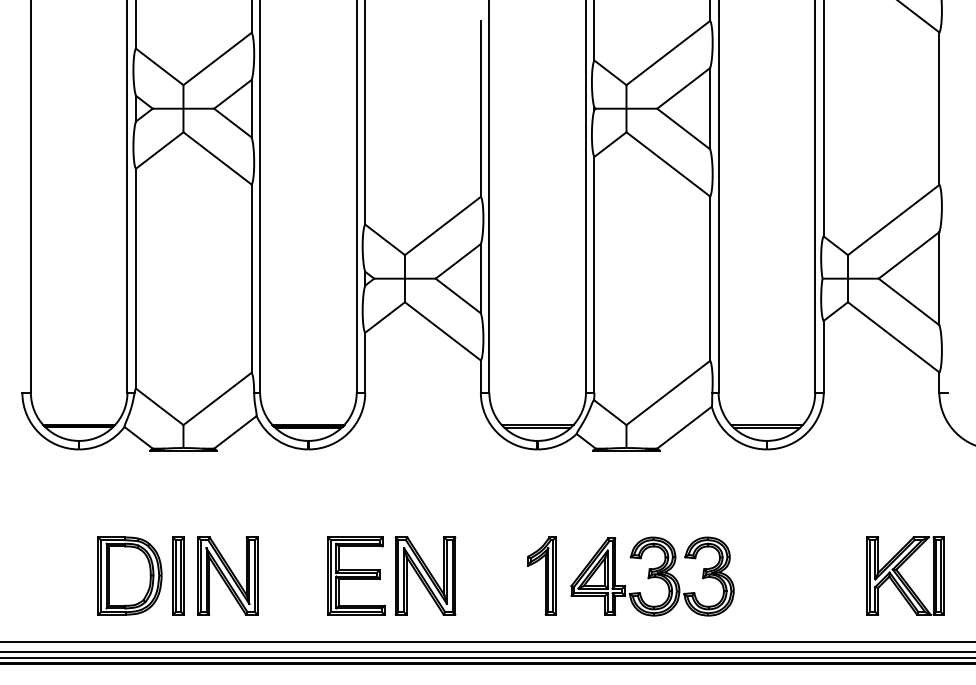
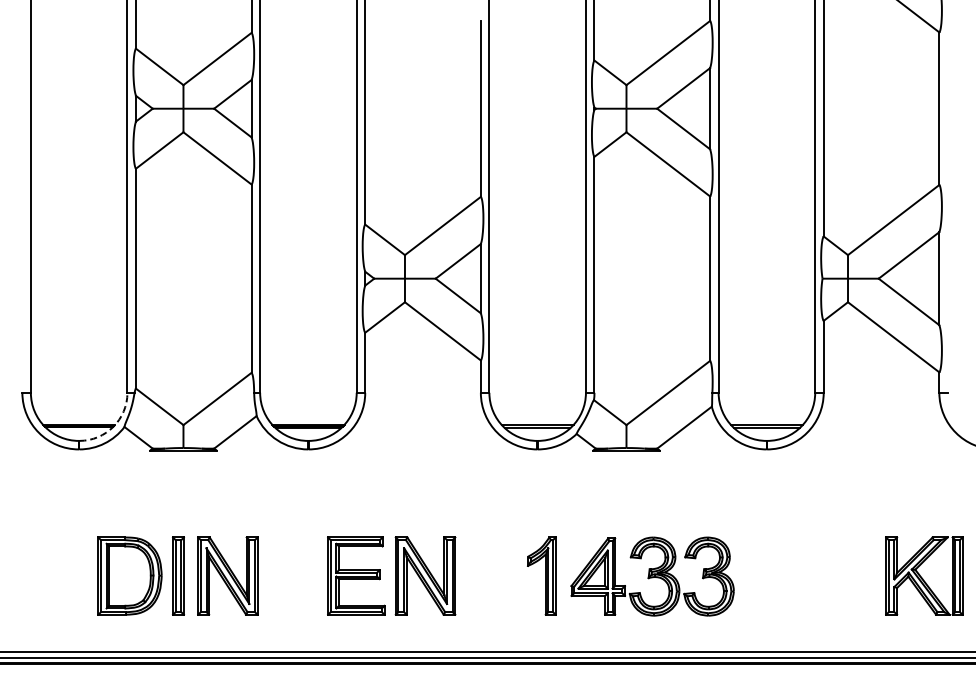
arc: solid -> dashed (113, 426)
part position: (905, 575) -> (924, 575) (924, 575)
line: present -> none (487, 641)
